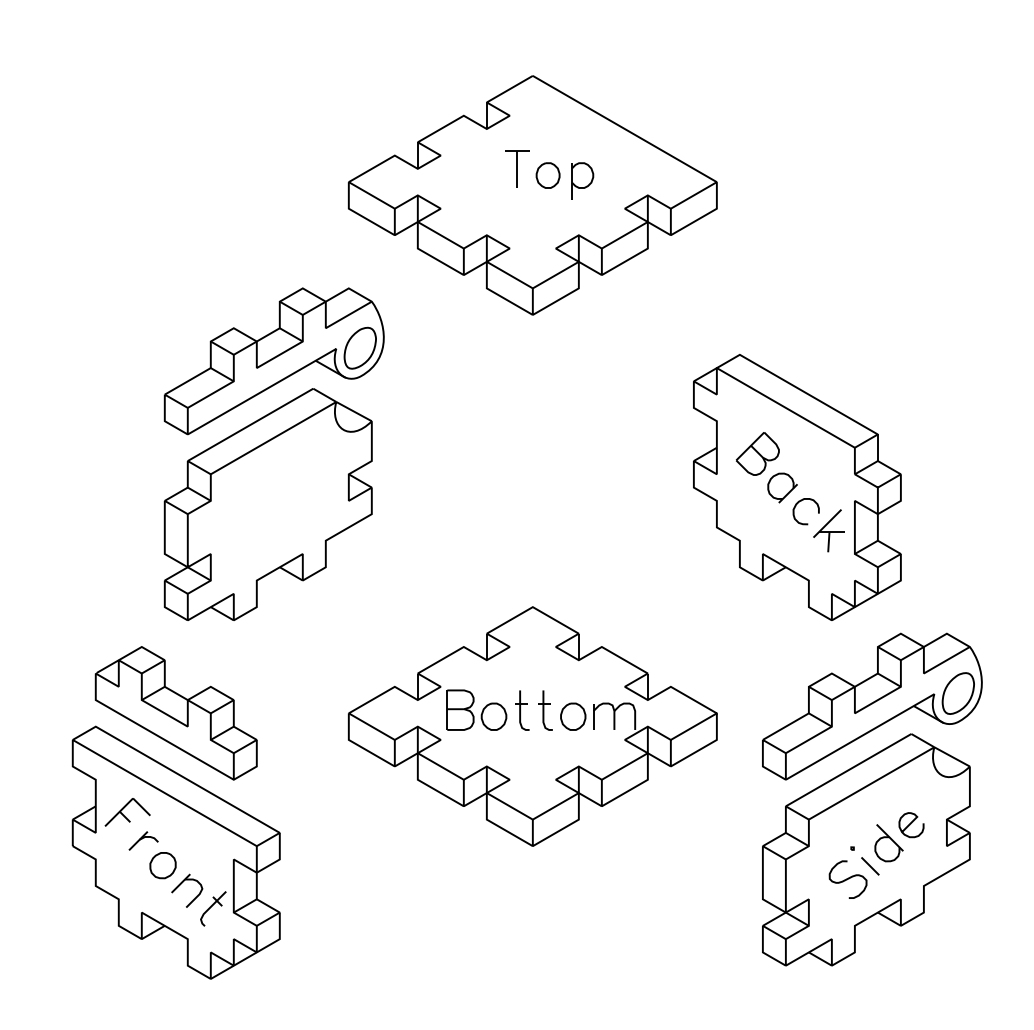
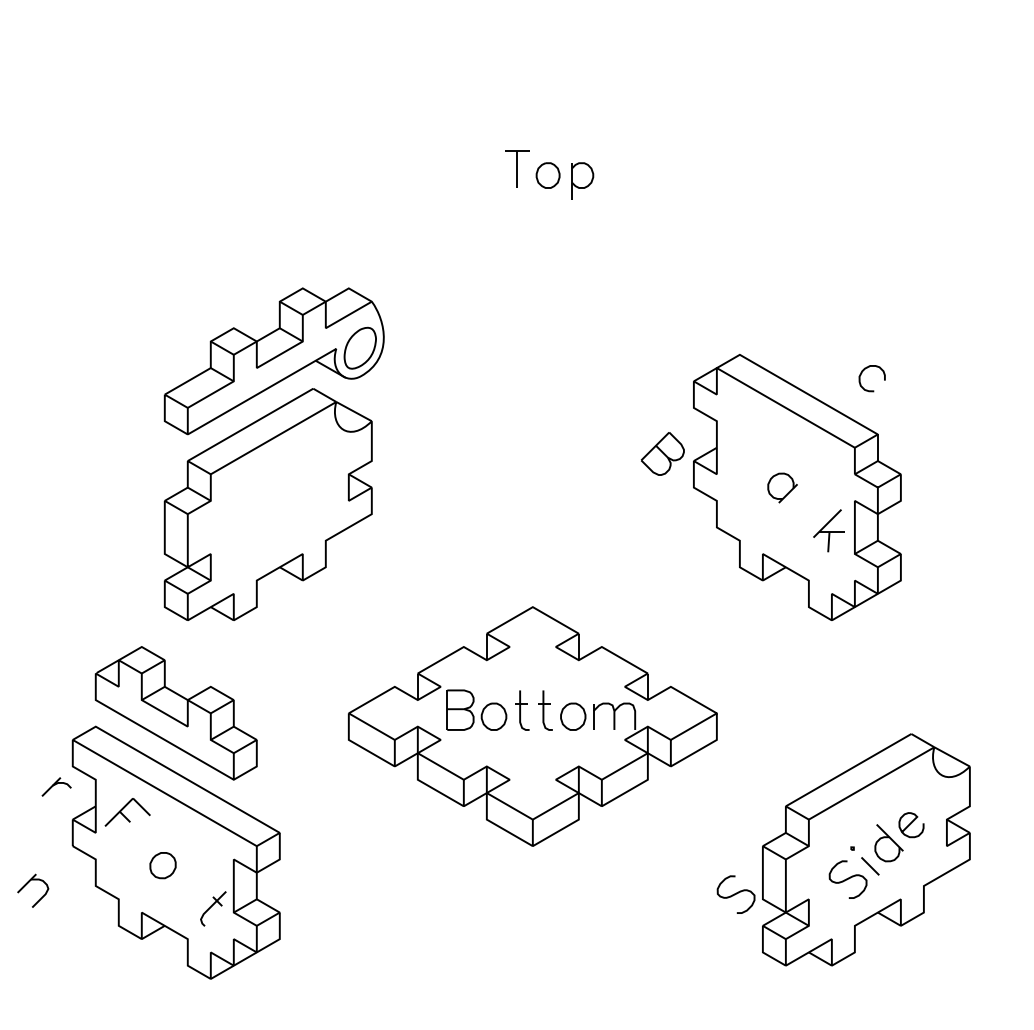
part: present -> none (532, 195)
part position: (757, 453) -> (662, 453) (662, 453)
curve position: (796, 506) -> (862, 373) (862, 373)
part: present -> none (872, 706)
part position: (143, 840) -> (56, 786) (56, 786)
part position: (181, 884) -> (27, 884) (27, 884)
curve: none -> present (735, 894)
